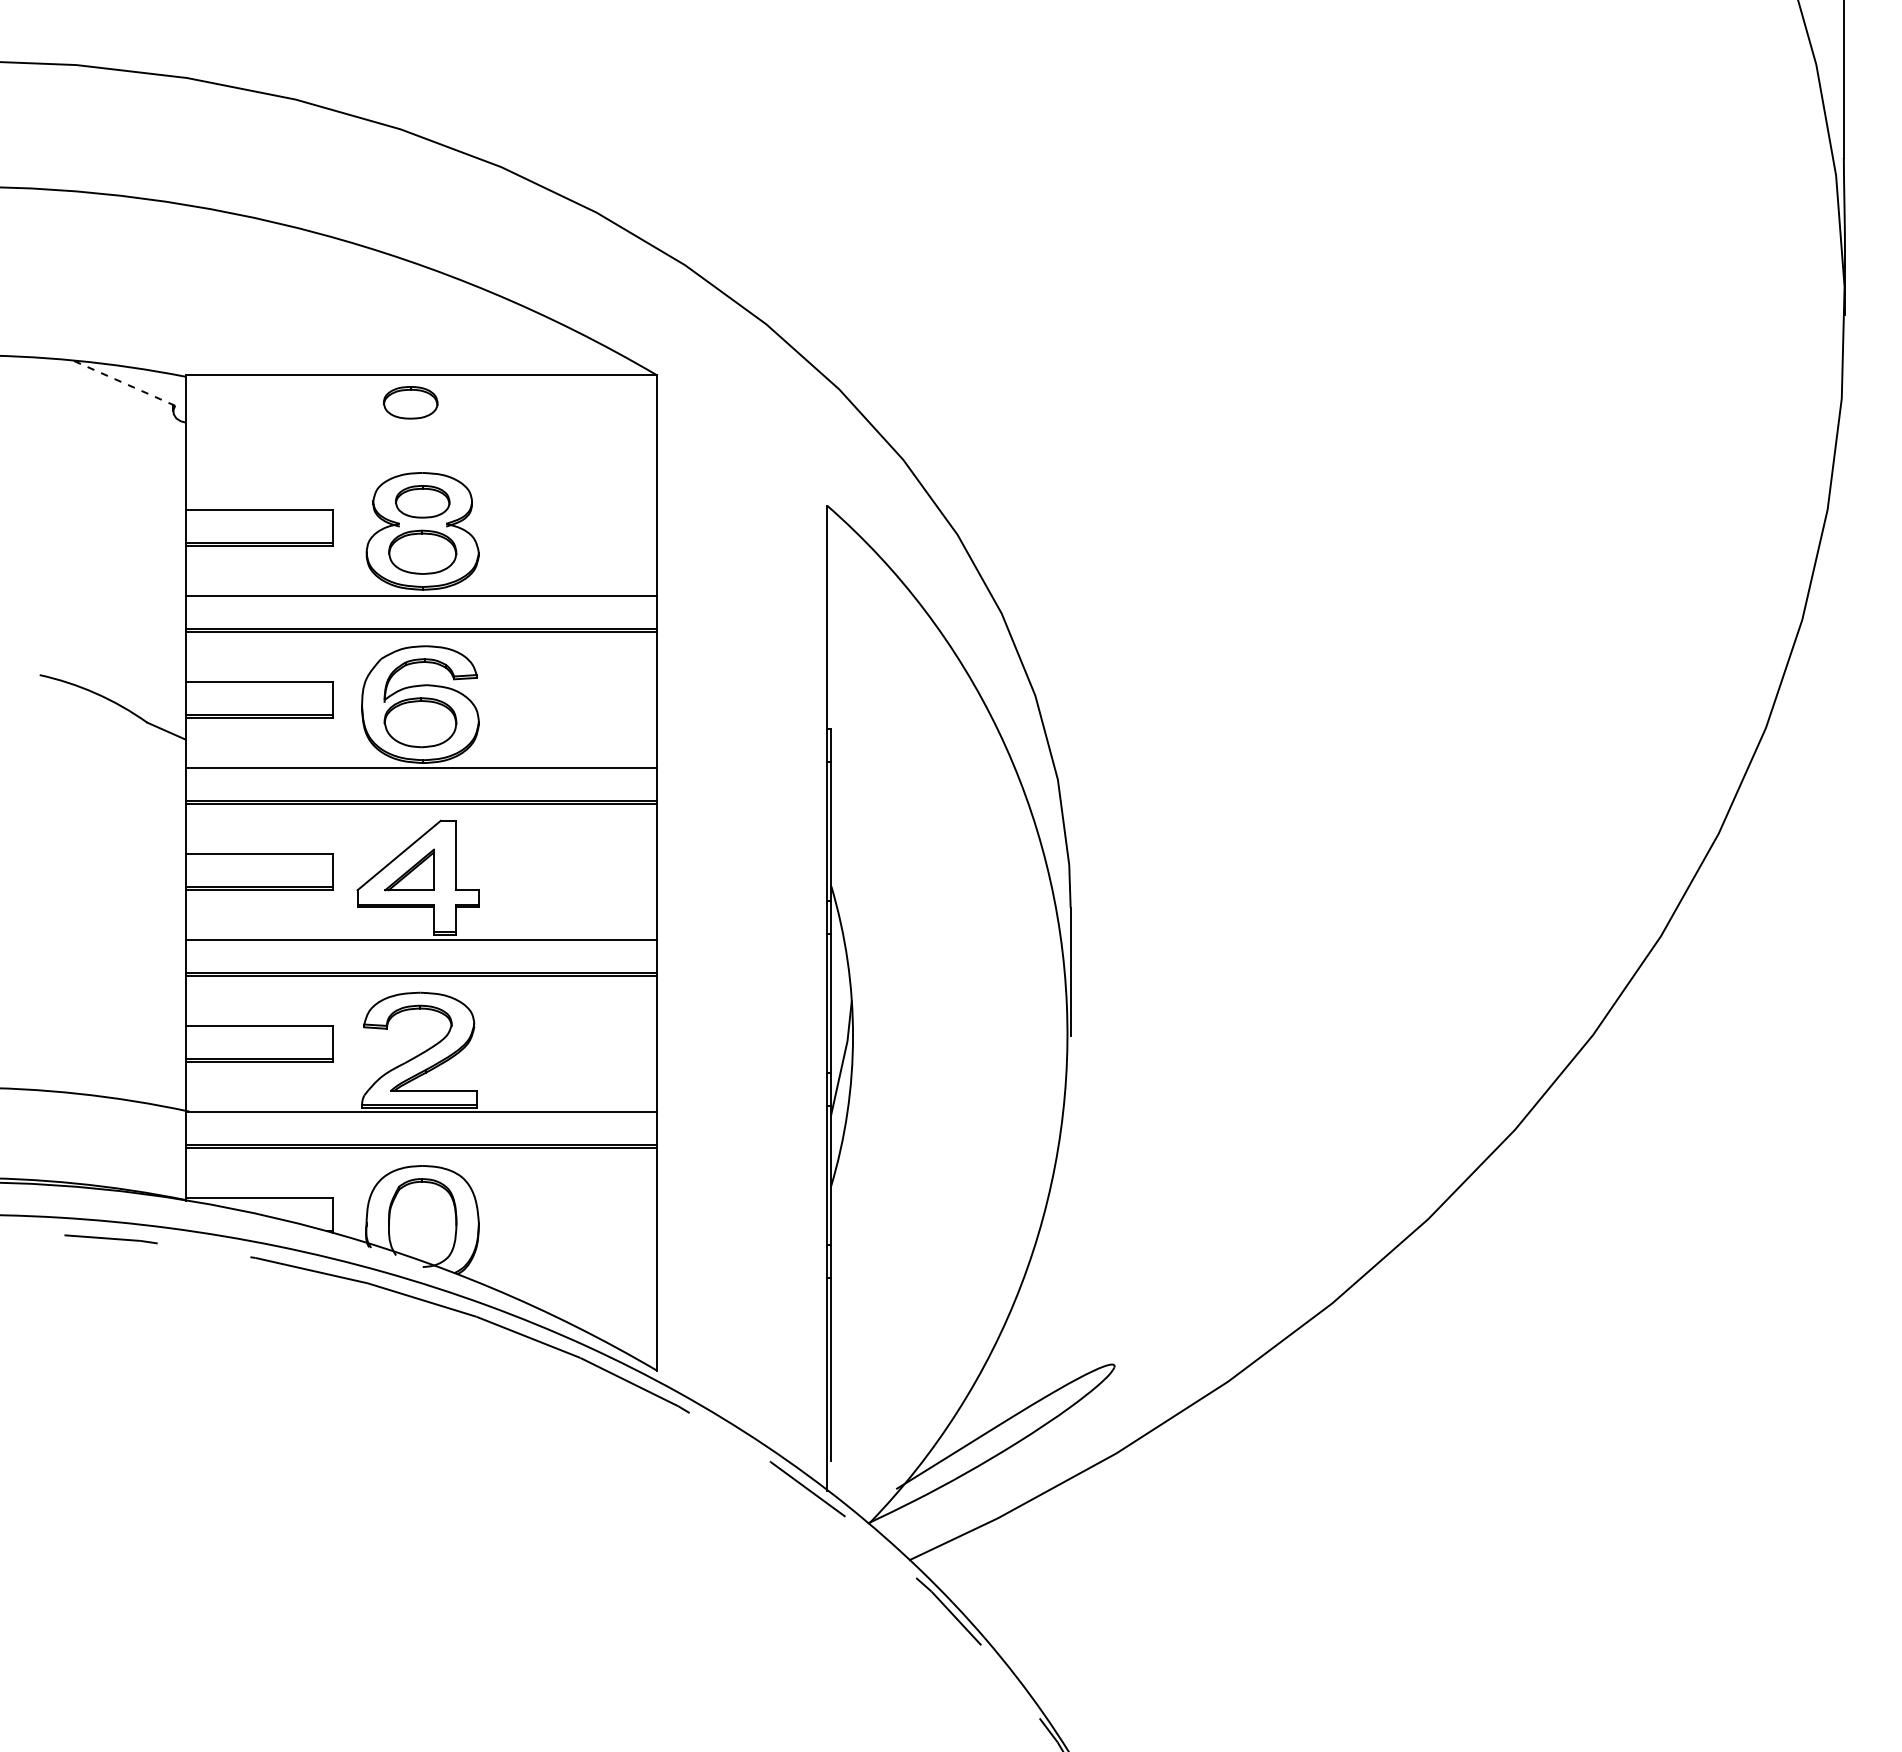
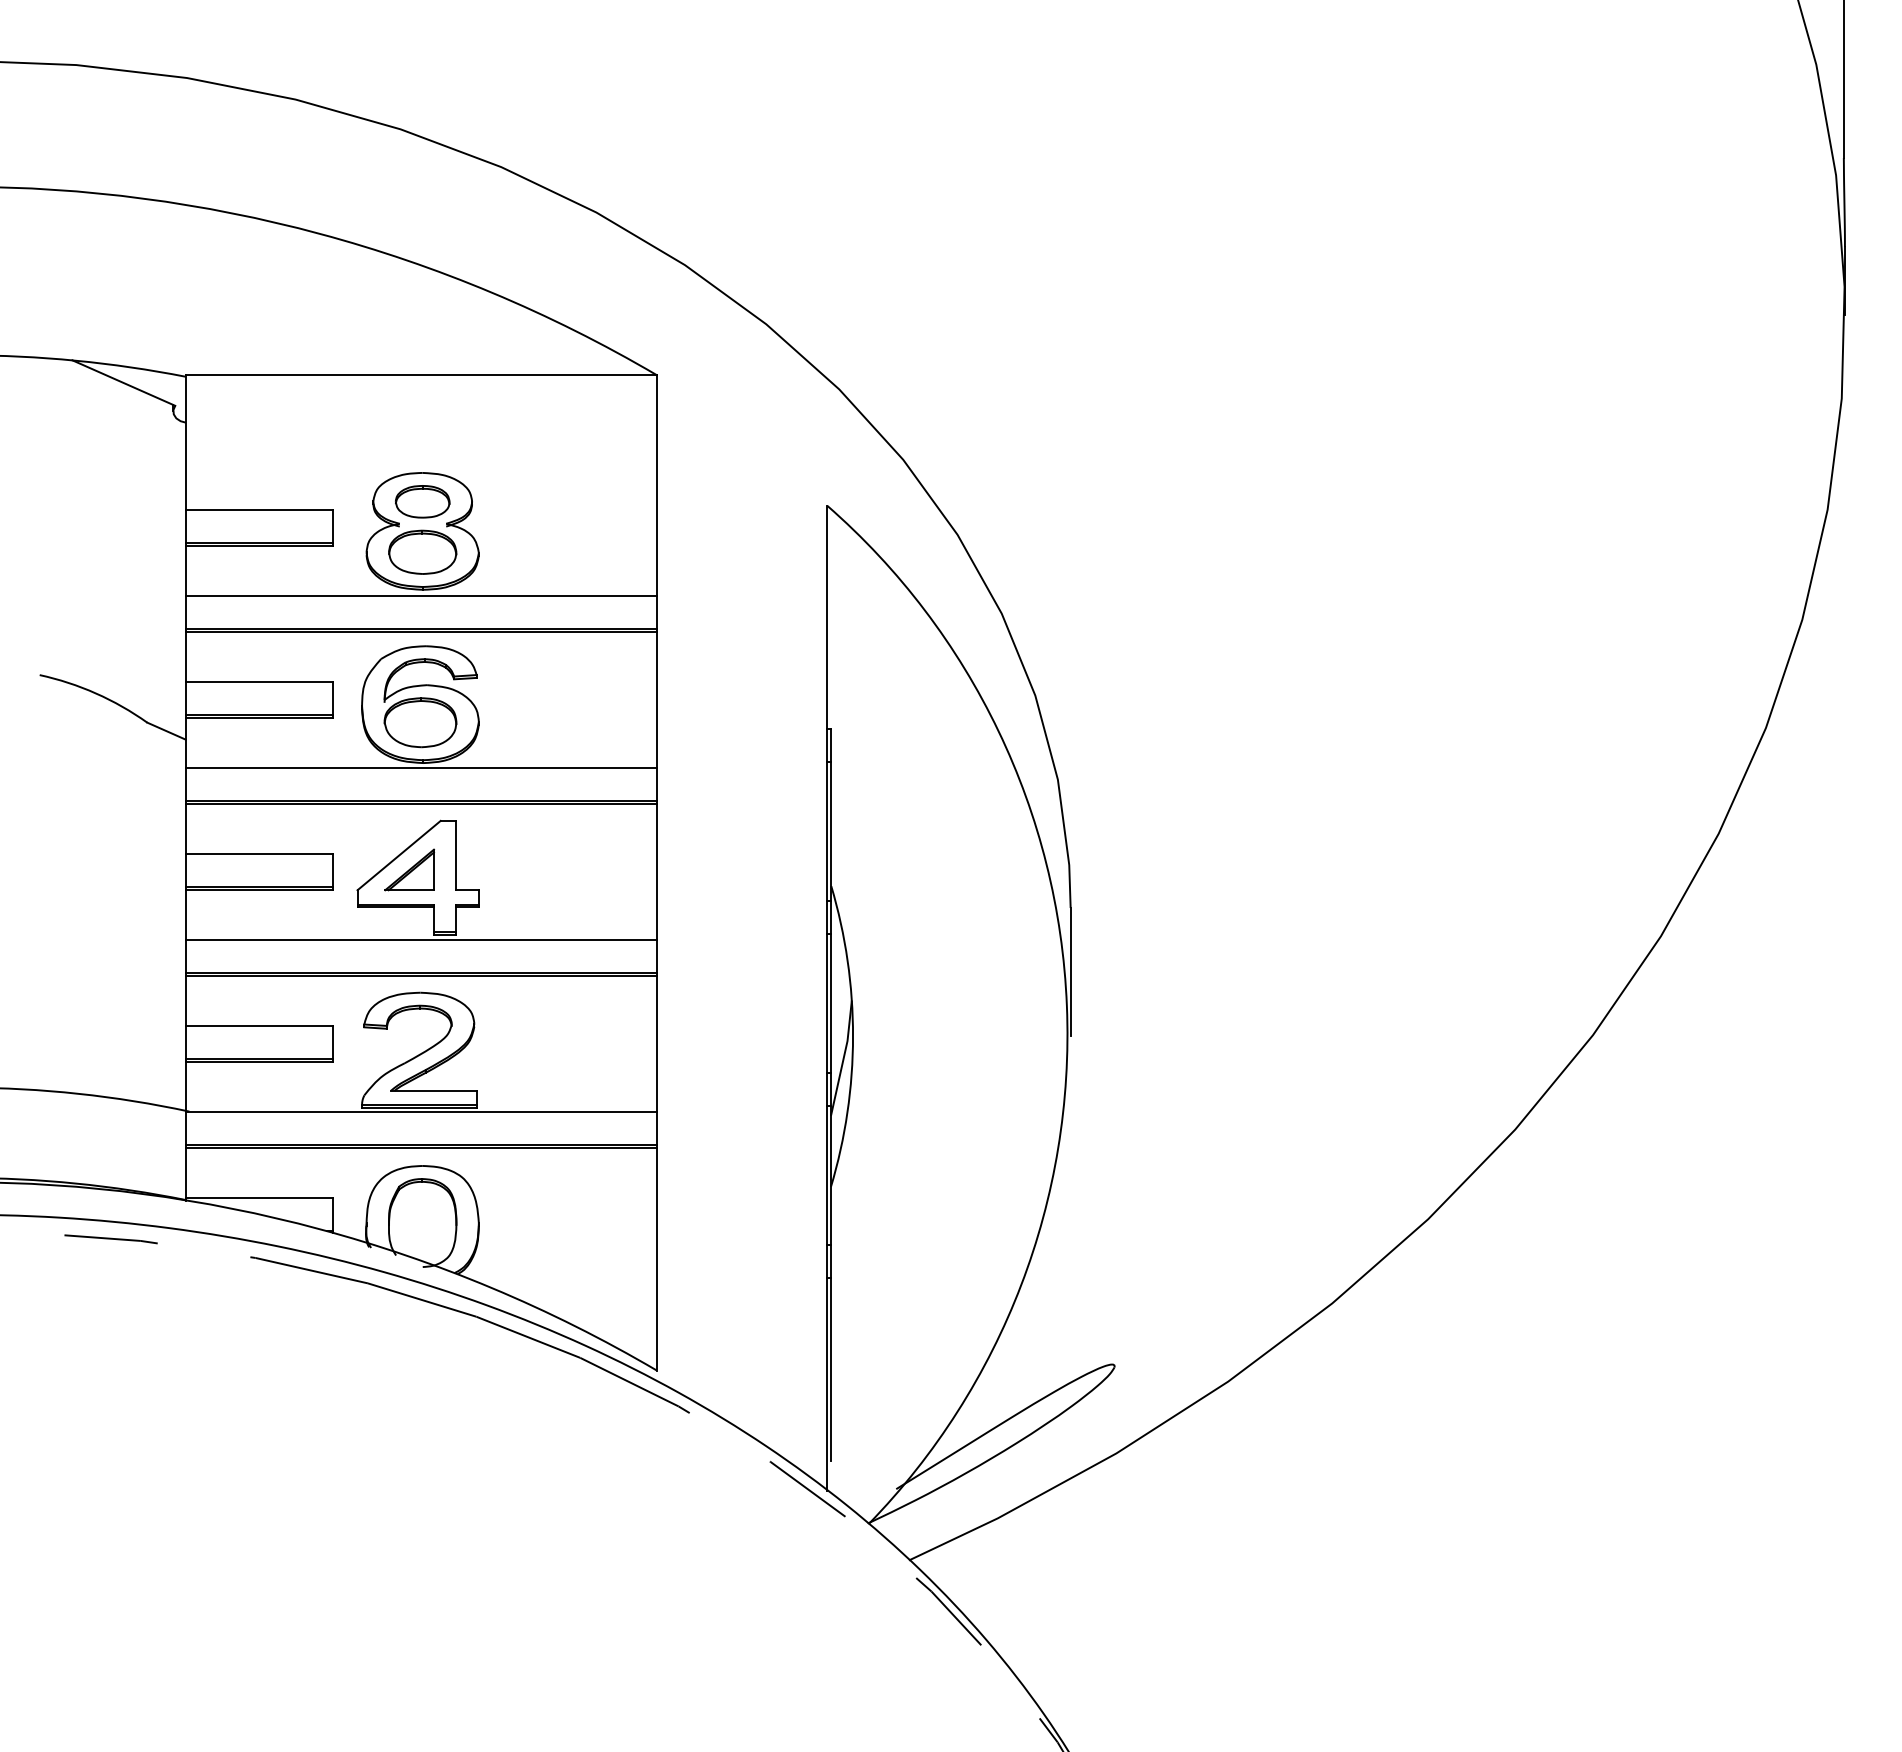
line: dashed -> solid (123, 382)
part: present -> none (410, 402)
